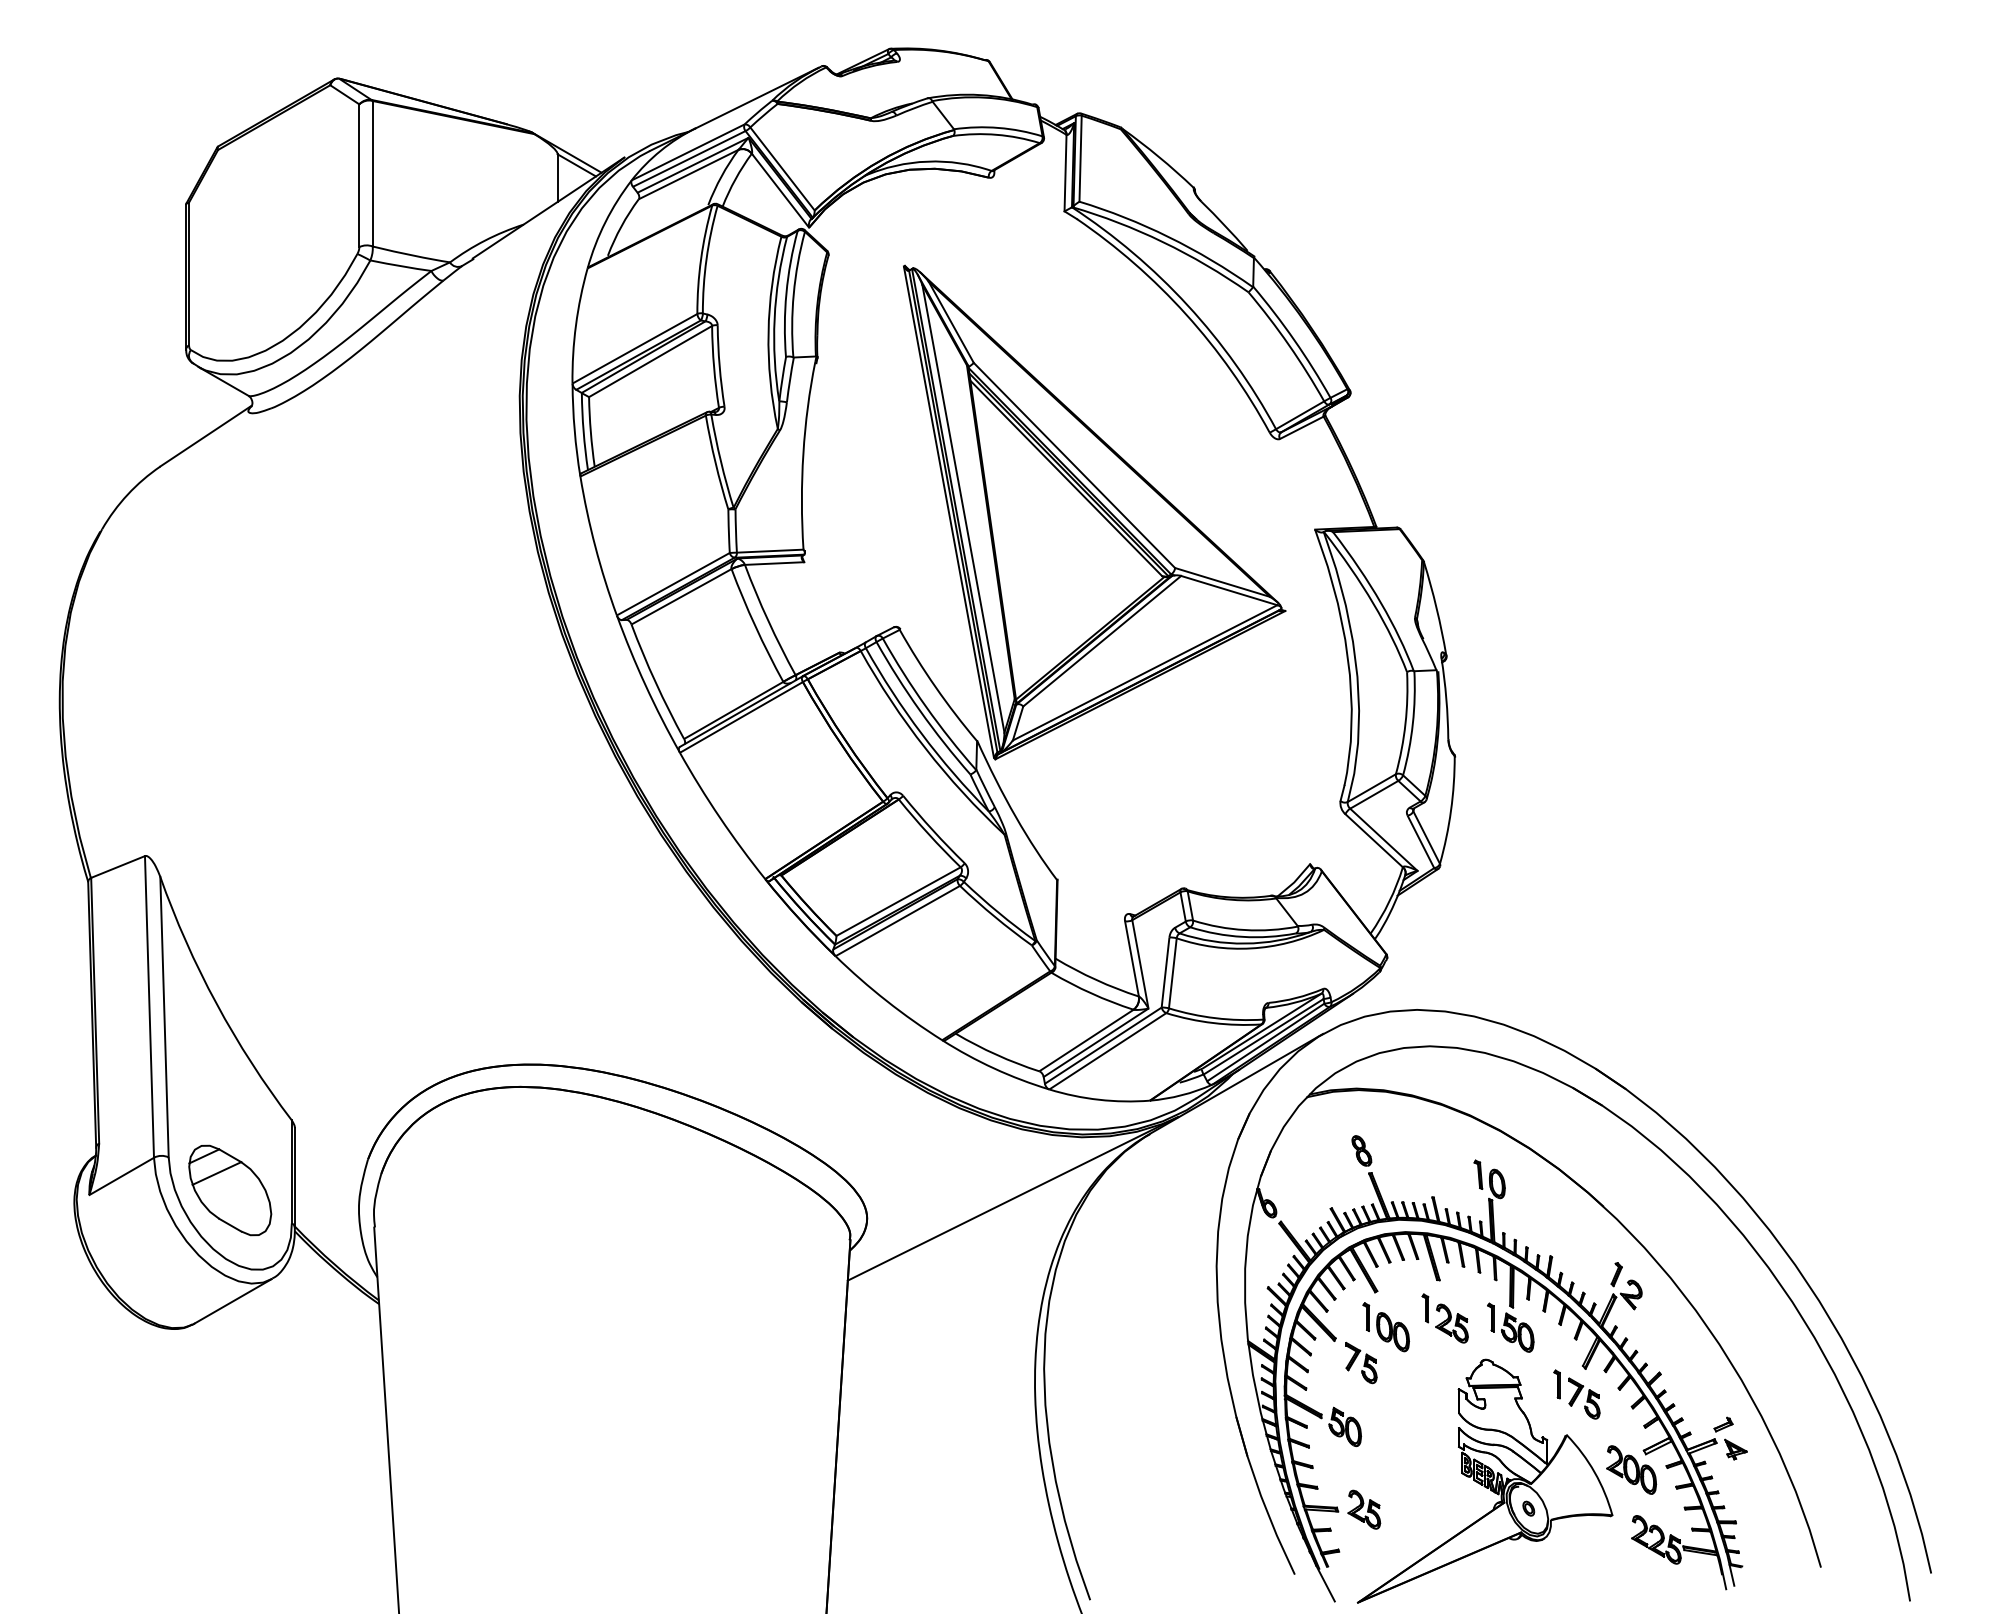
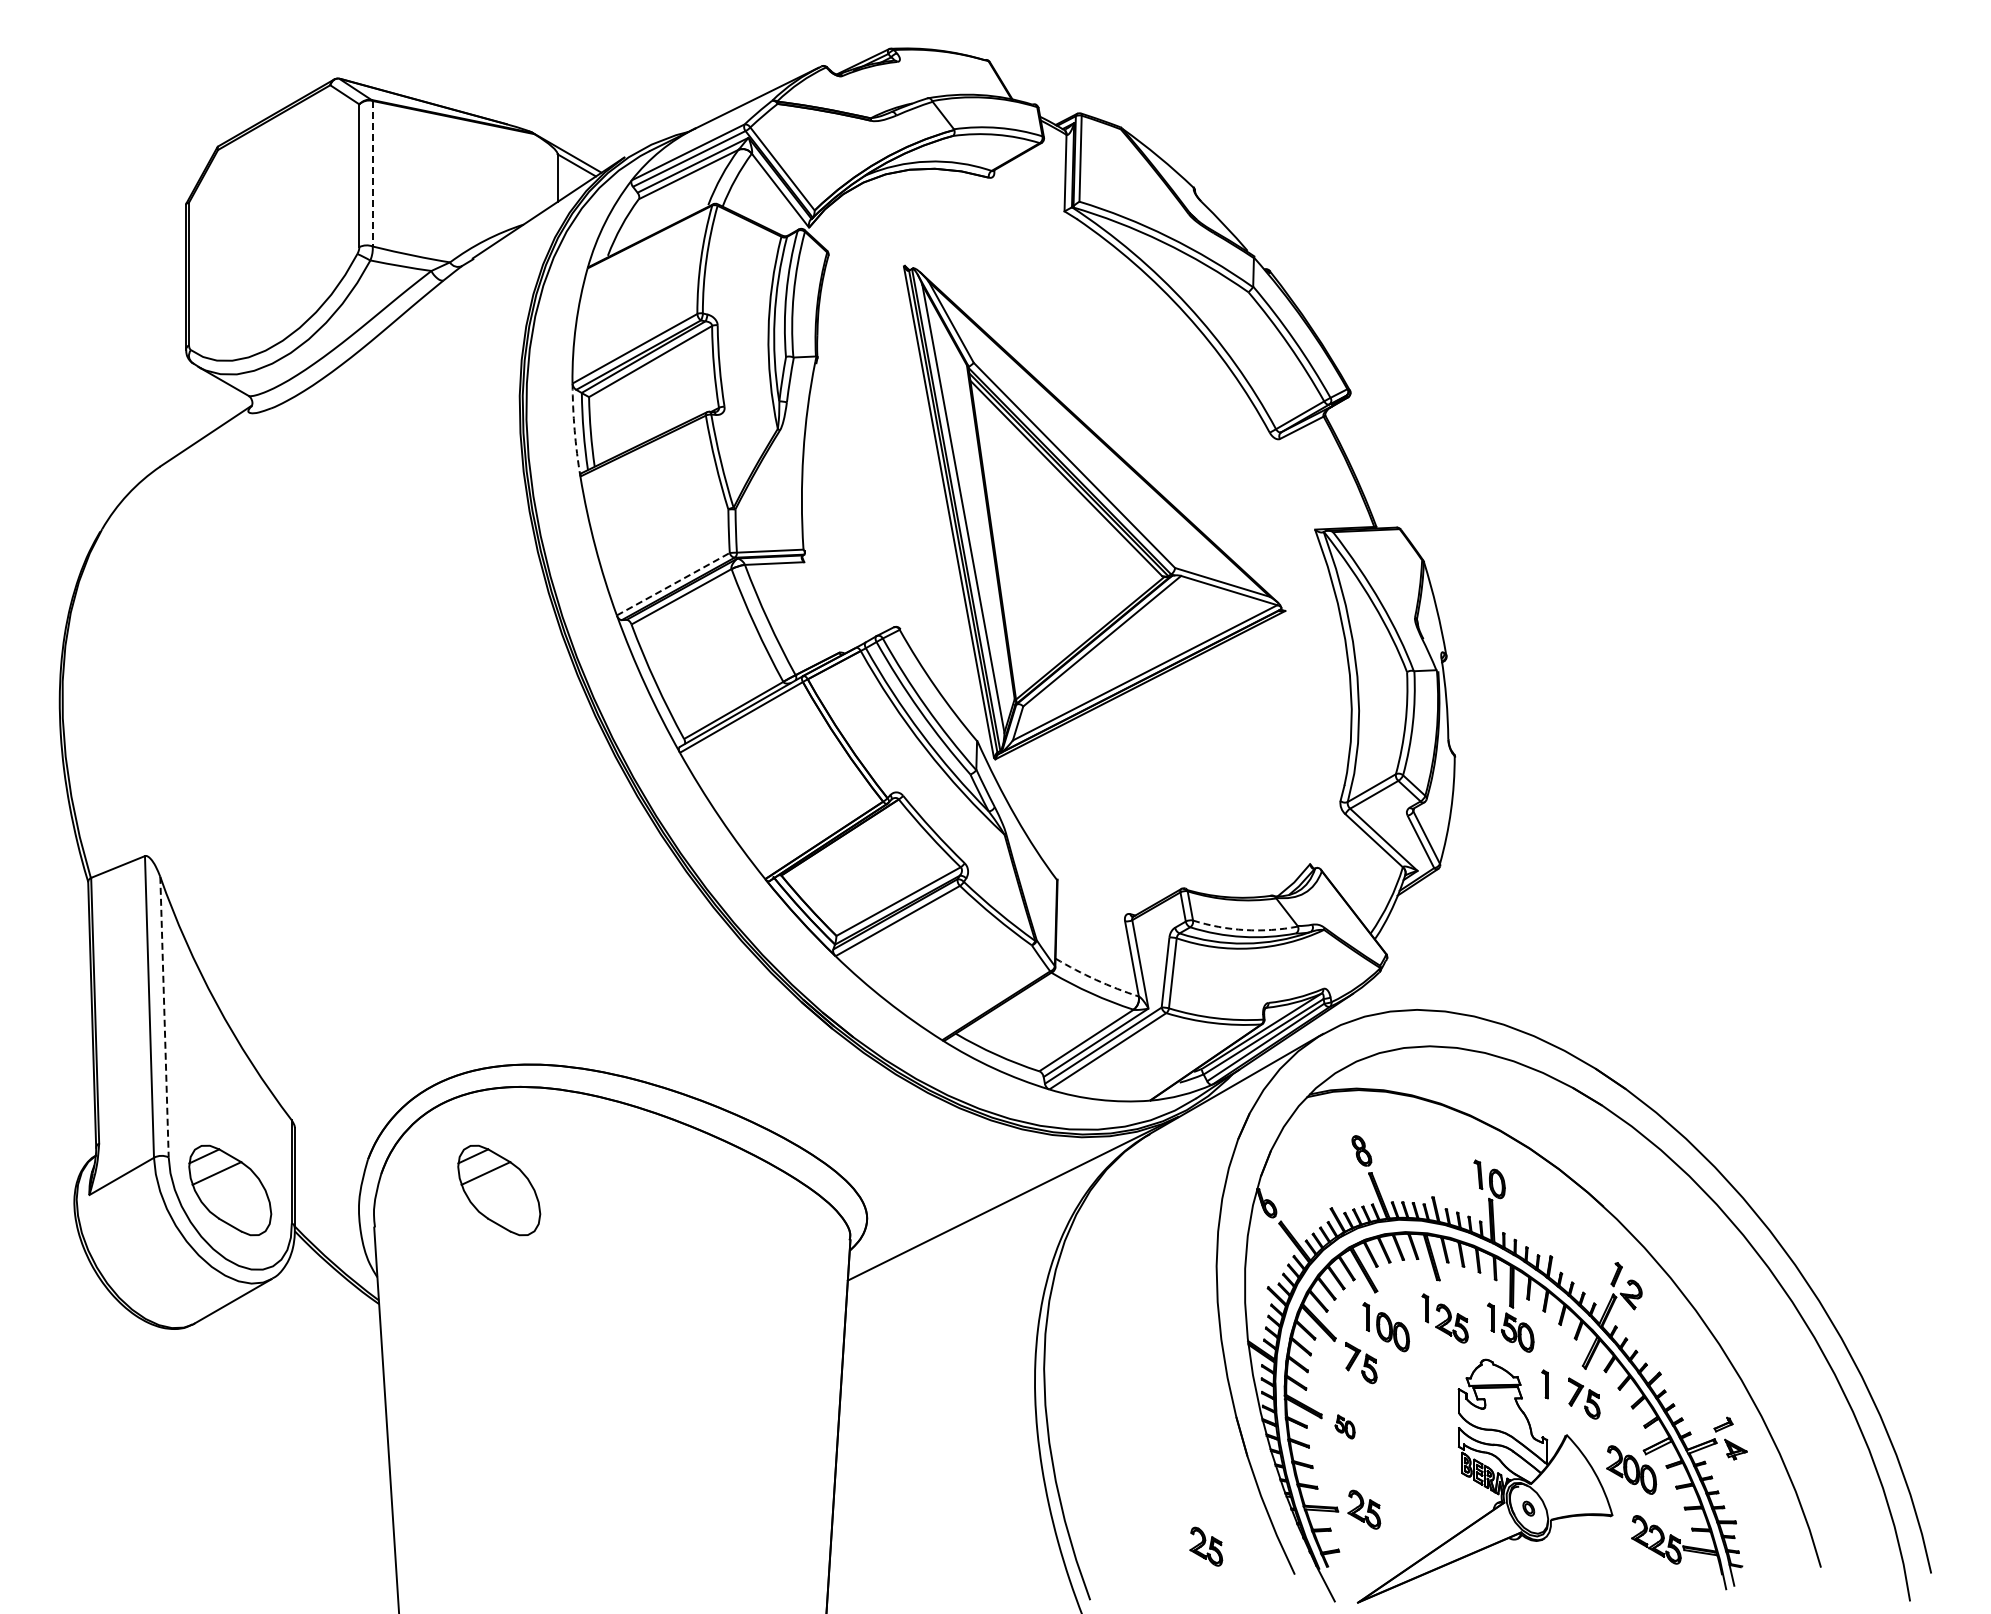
line: solid -> dashed (372, 173)
arc: solid -> dashed (574, 430)
line: solid -> dashed (672, 584)
arc: solid -> dashed (1245, 930)
arc: solid -> dashed (1096, 979)
line: solid -> dashed (164, 1017)
part: none -> present (499, 1190)
part position: (1556, 1384) -> (1544, 1384) (1544, 1384)
part size: 34x42 px -> 22x26 px (1344, 1426)
part: none -> present (1206, 1546)
